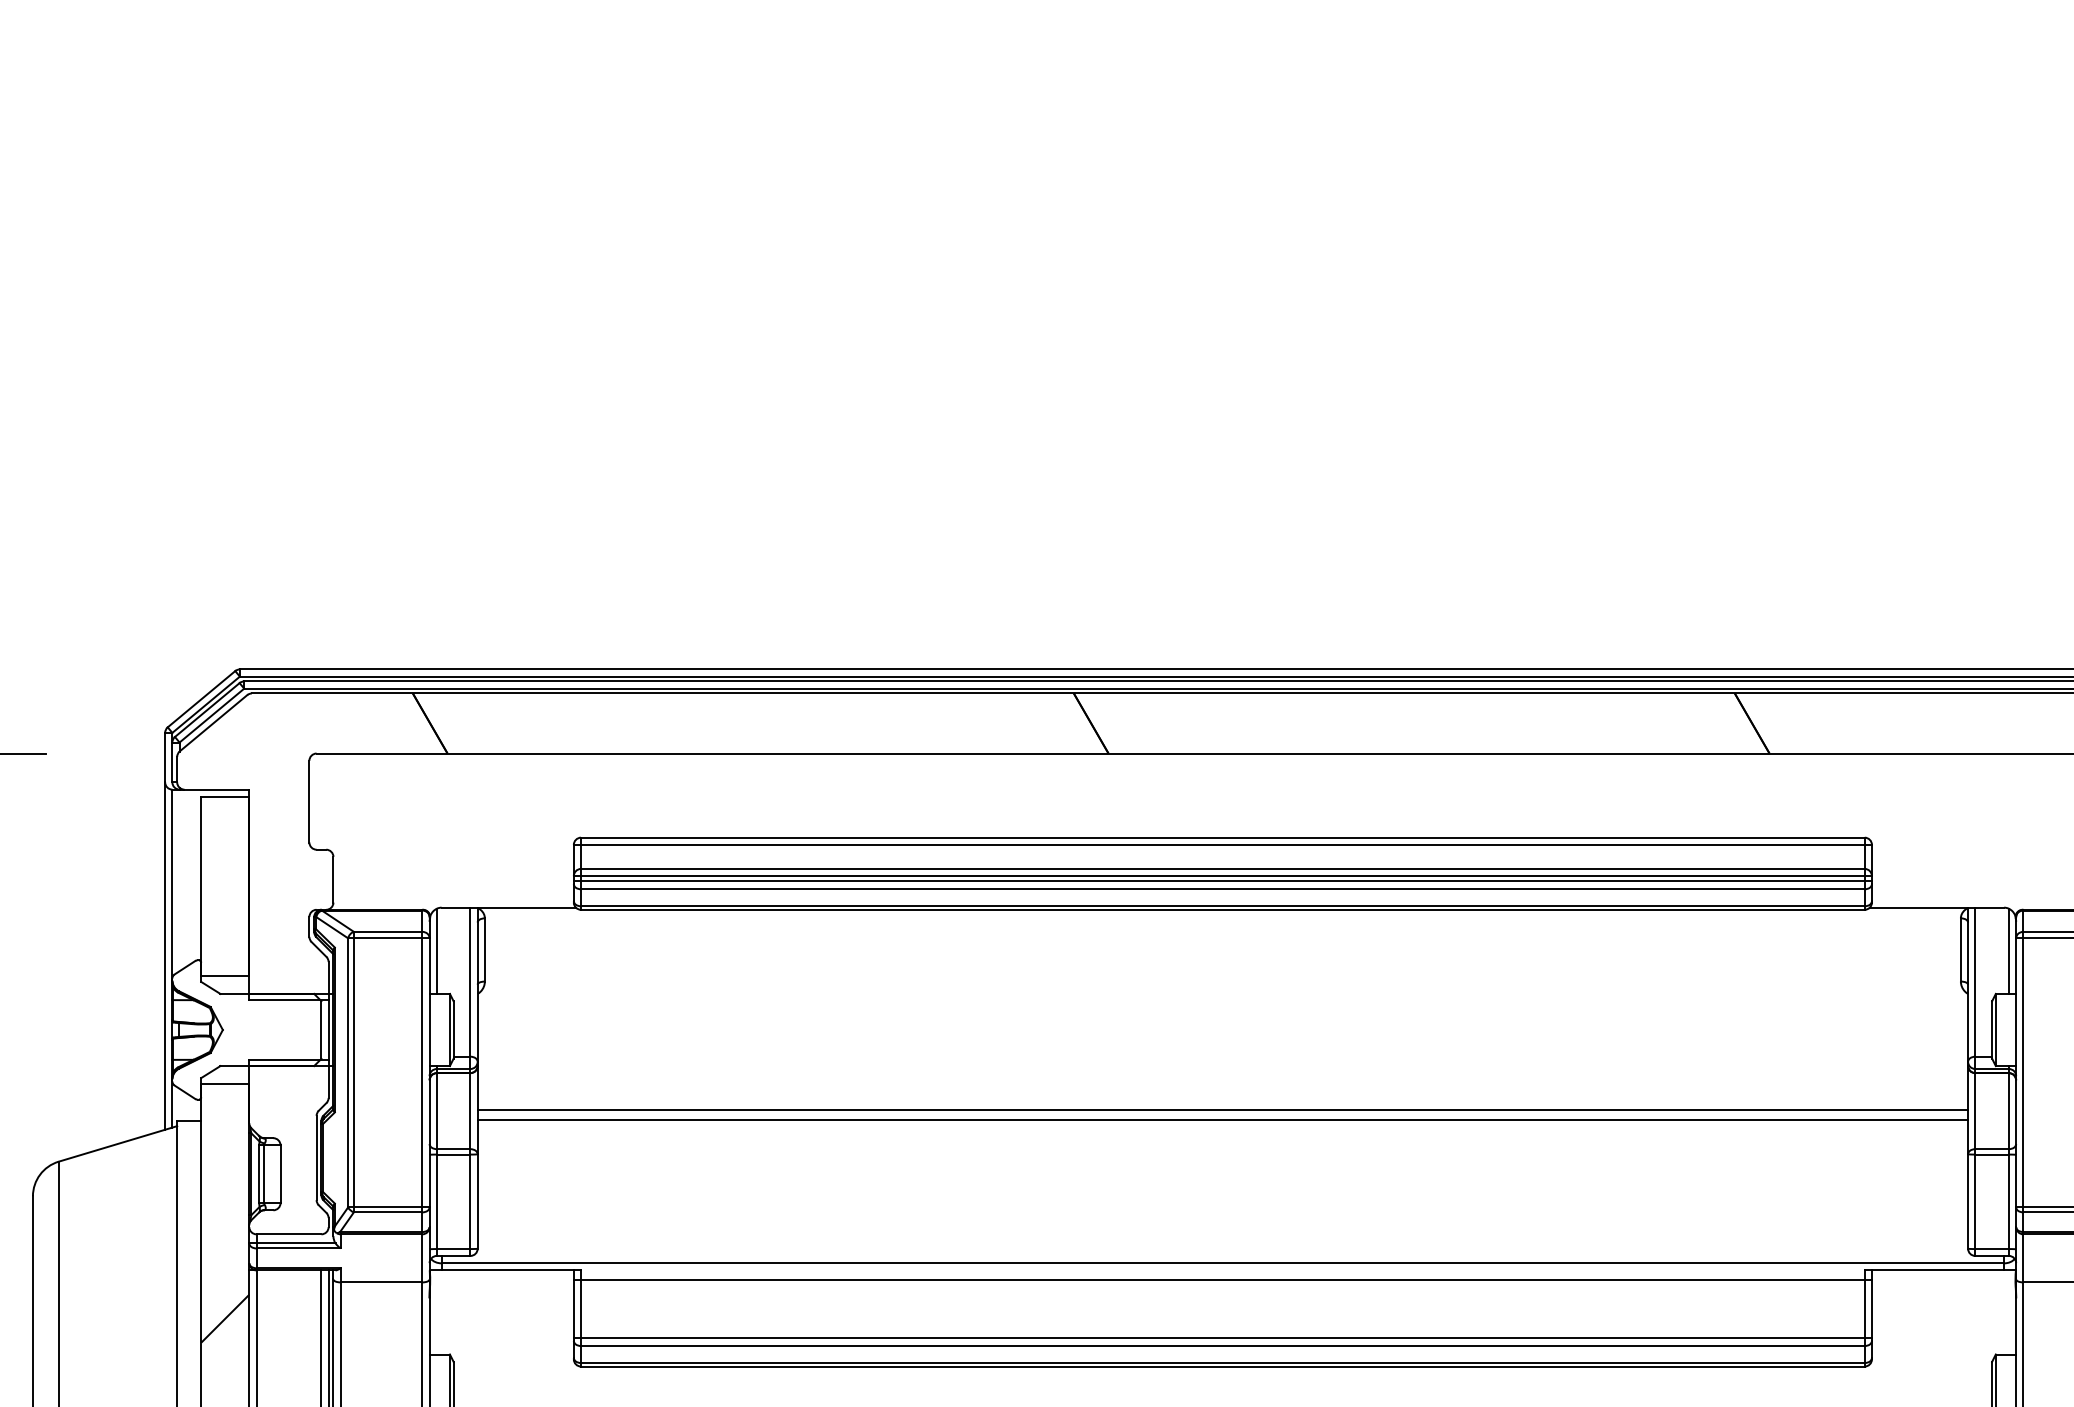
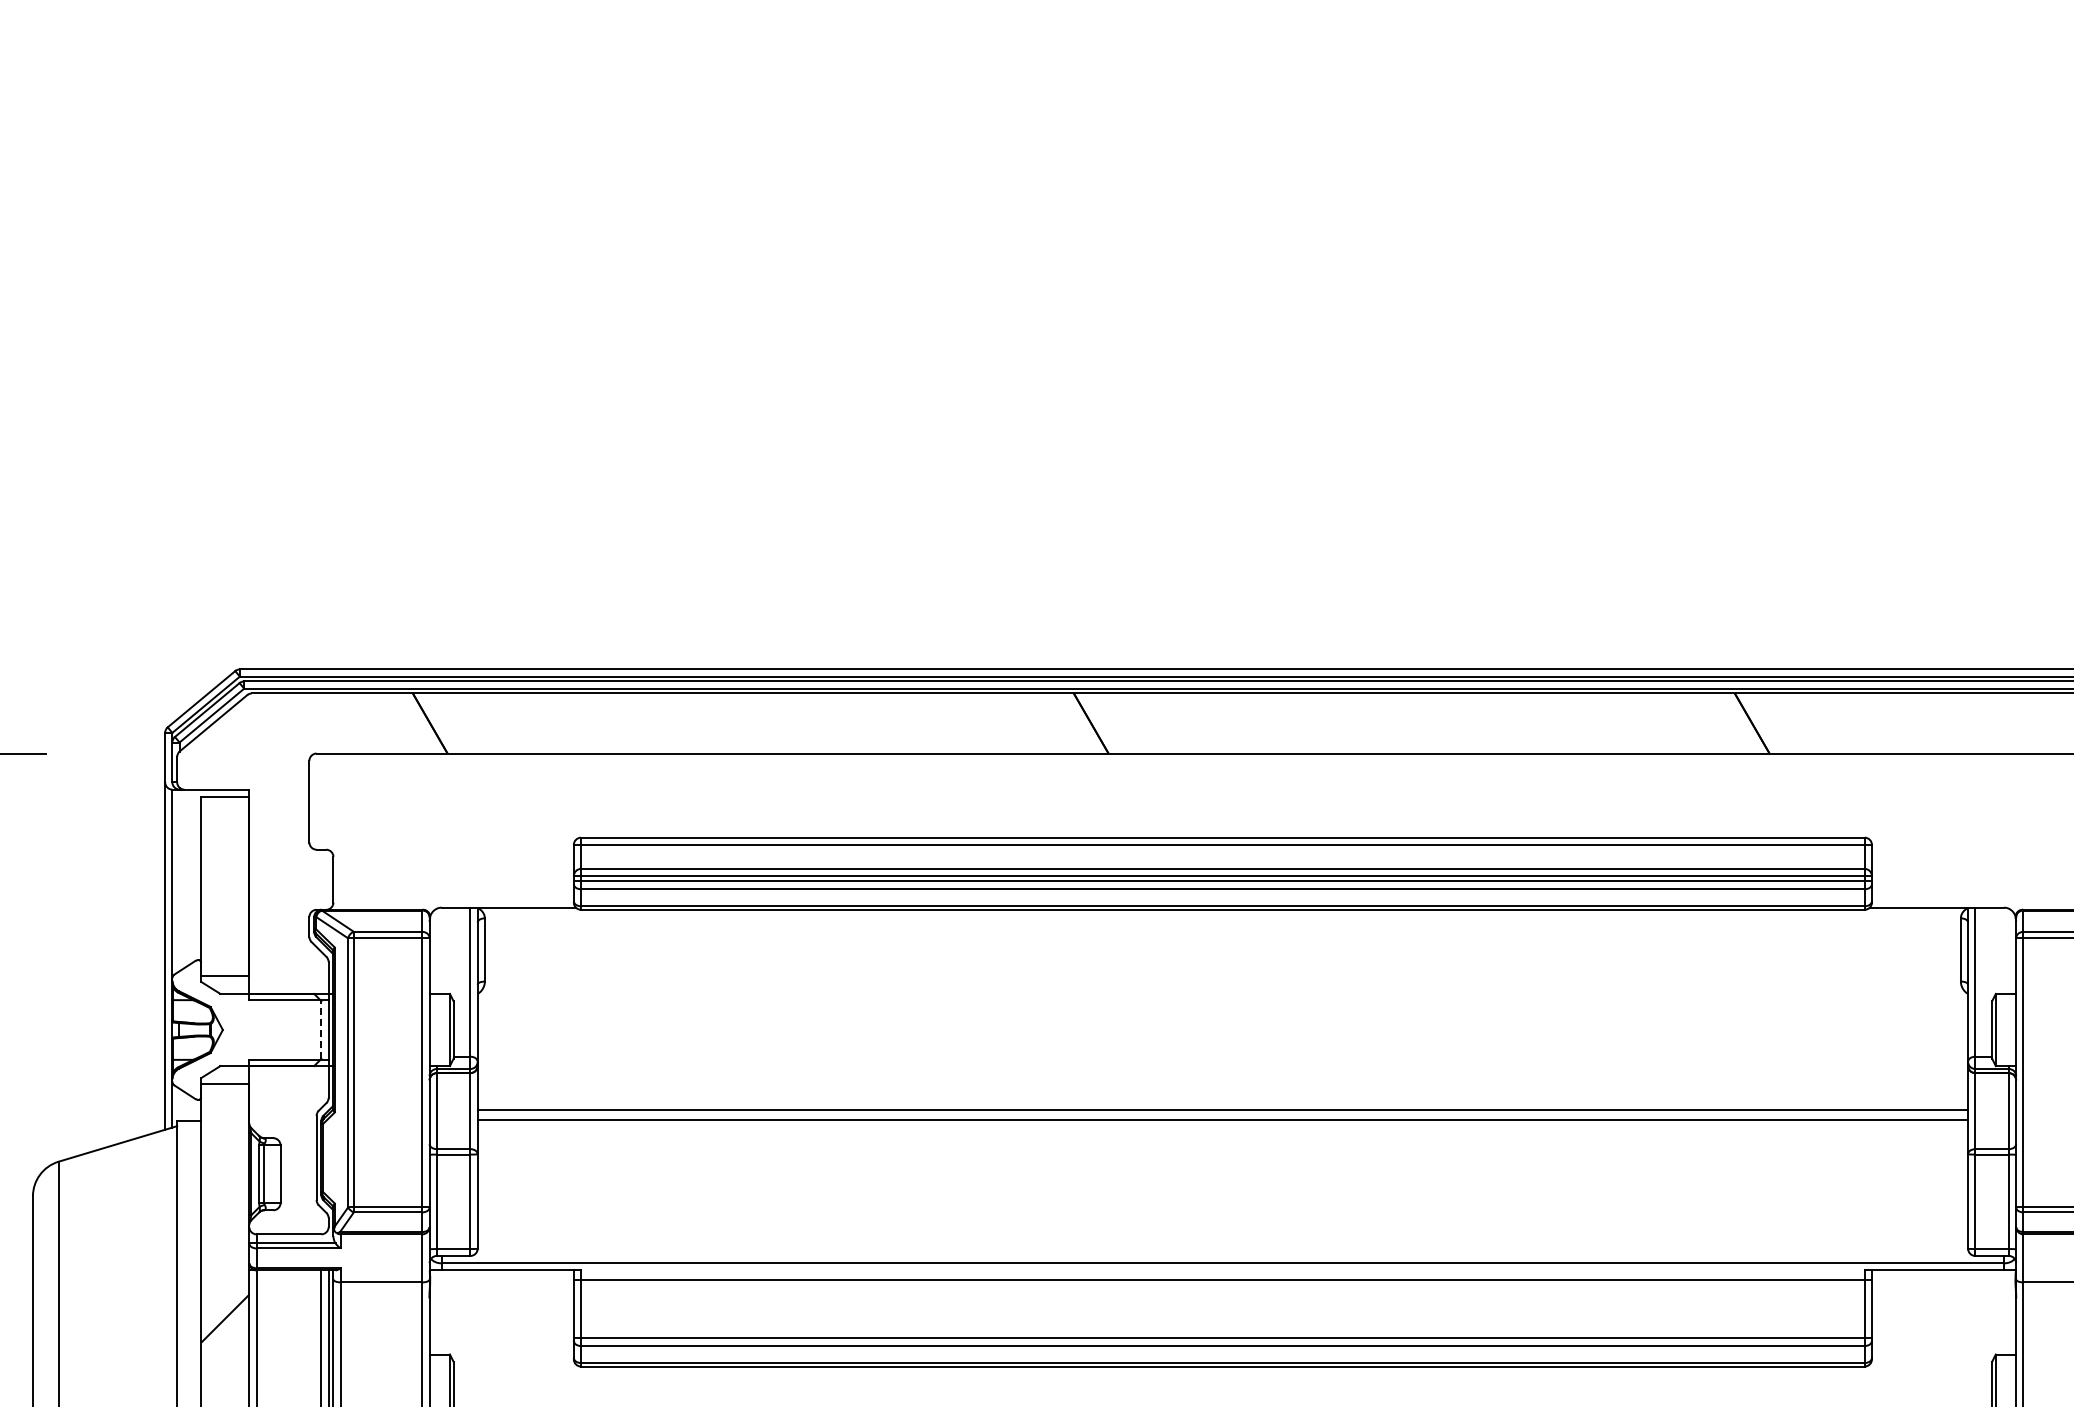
line: present -> none (436, 950)
line: present -> none (2008, 950)
line: solid -> dashed (321, 1030)
